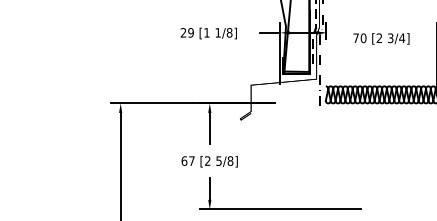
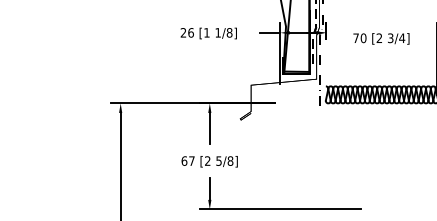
text: 29 -> 26 (190, 32)
